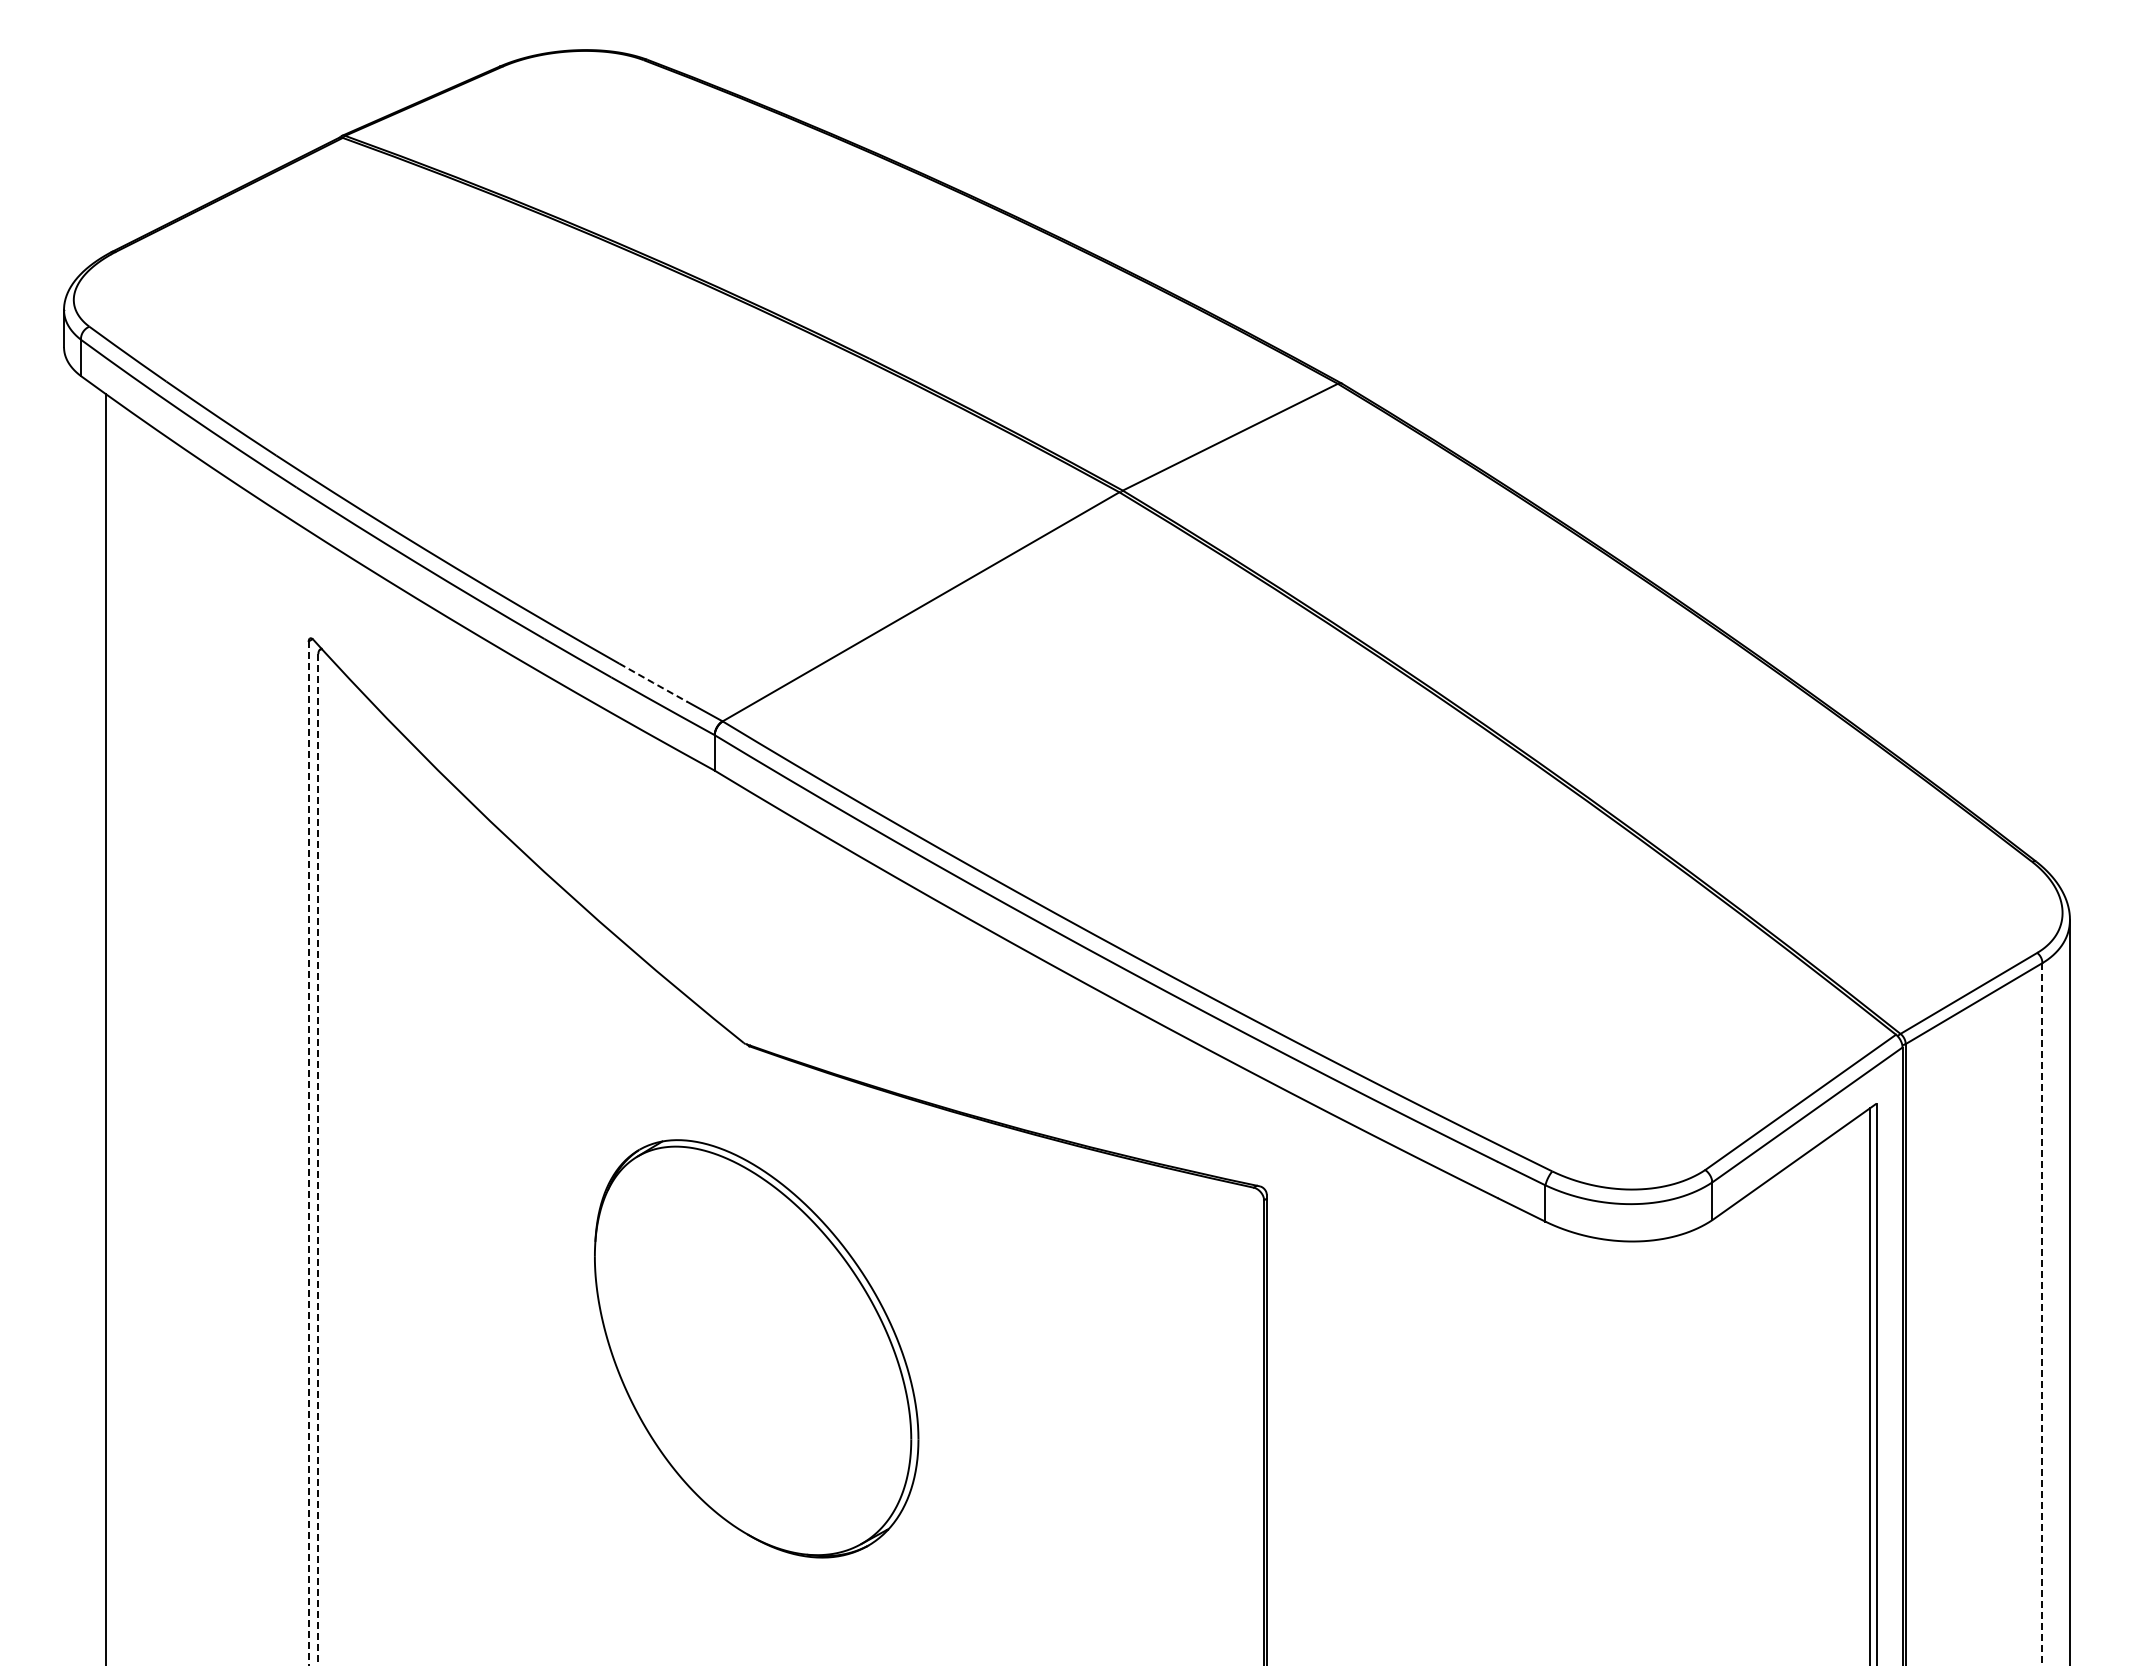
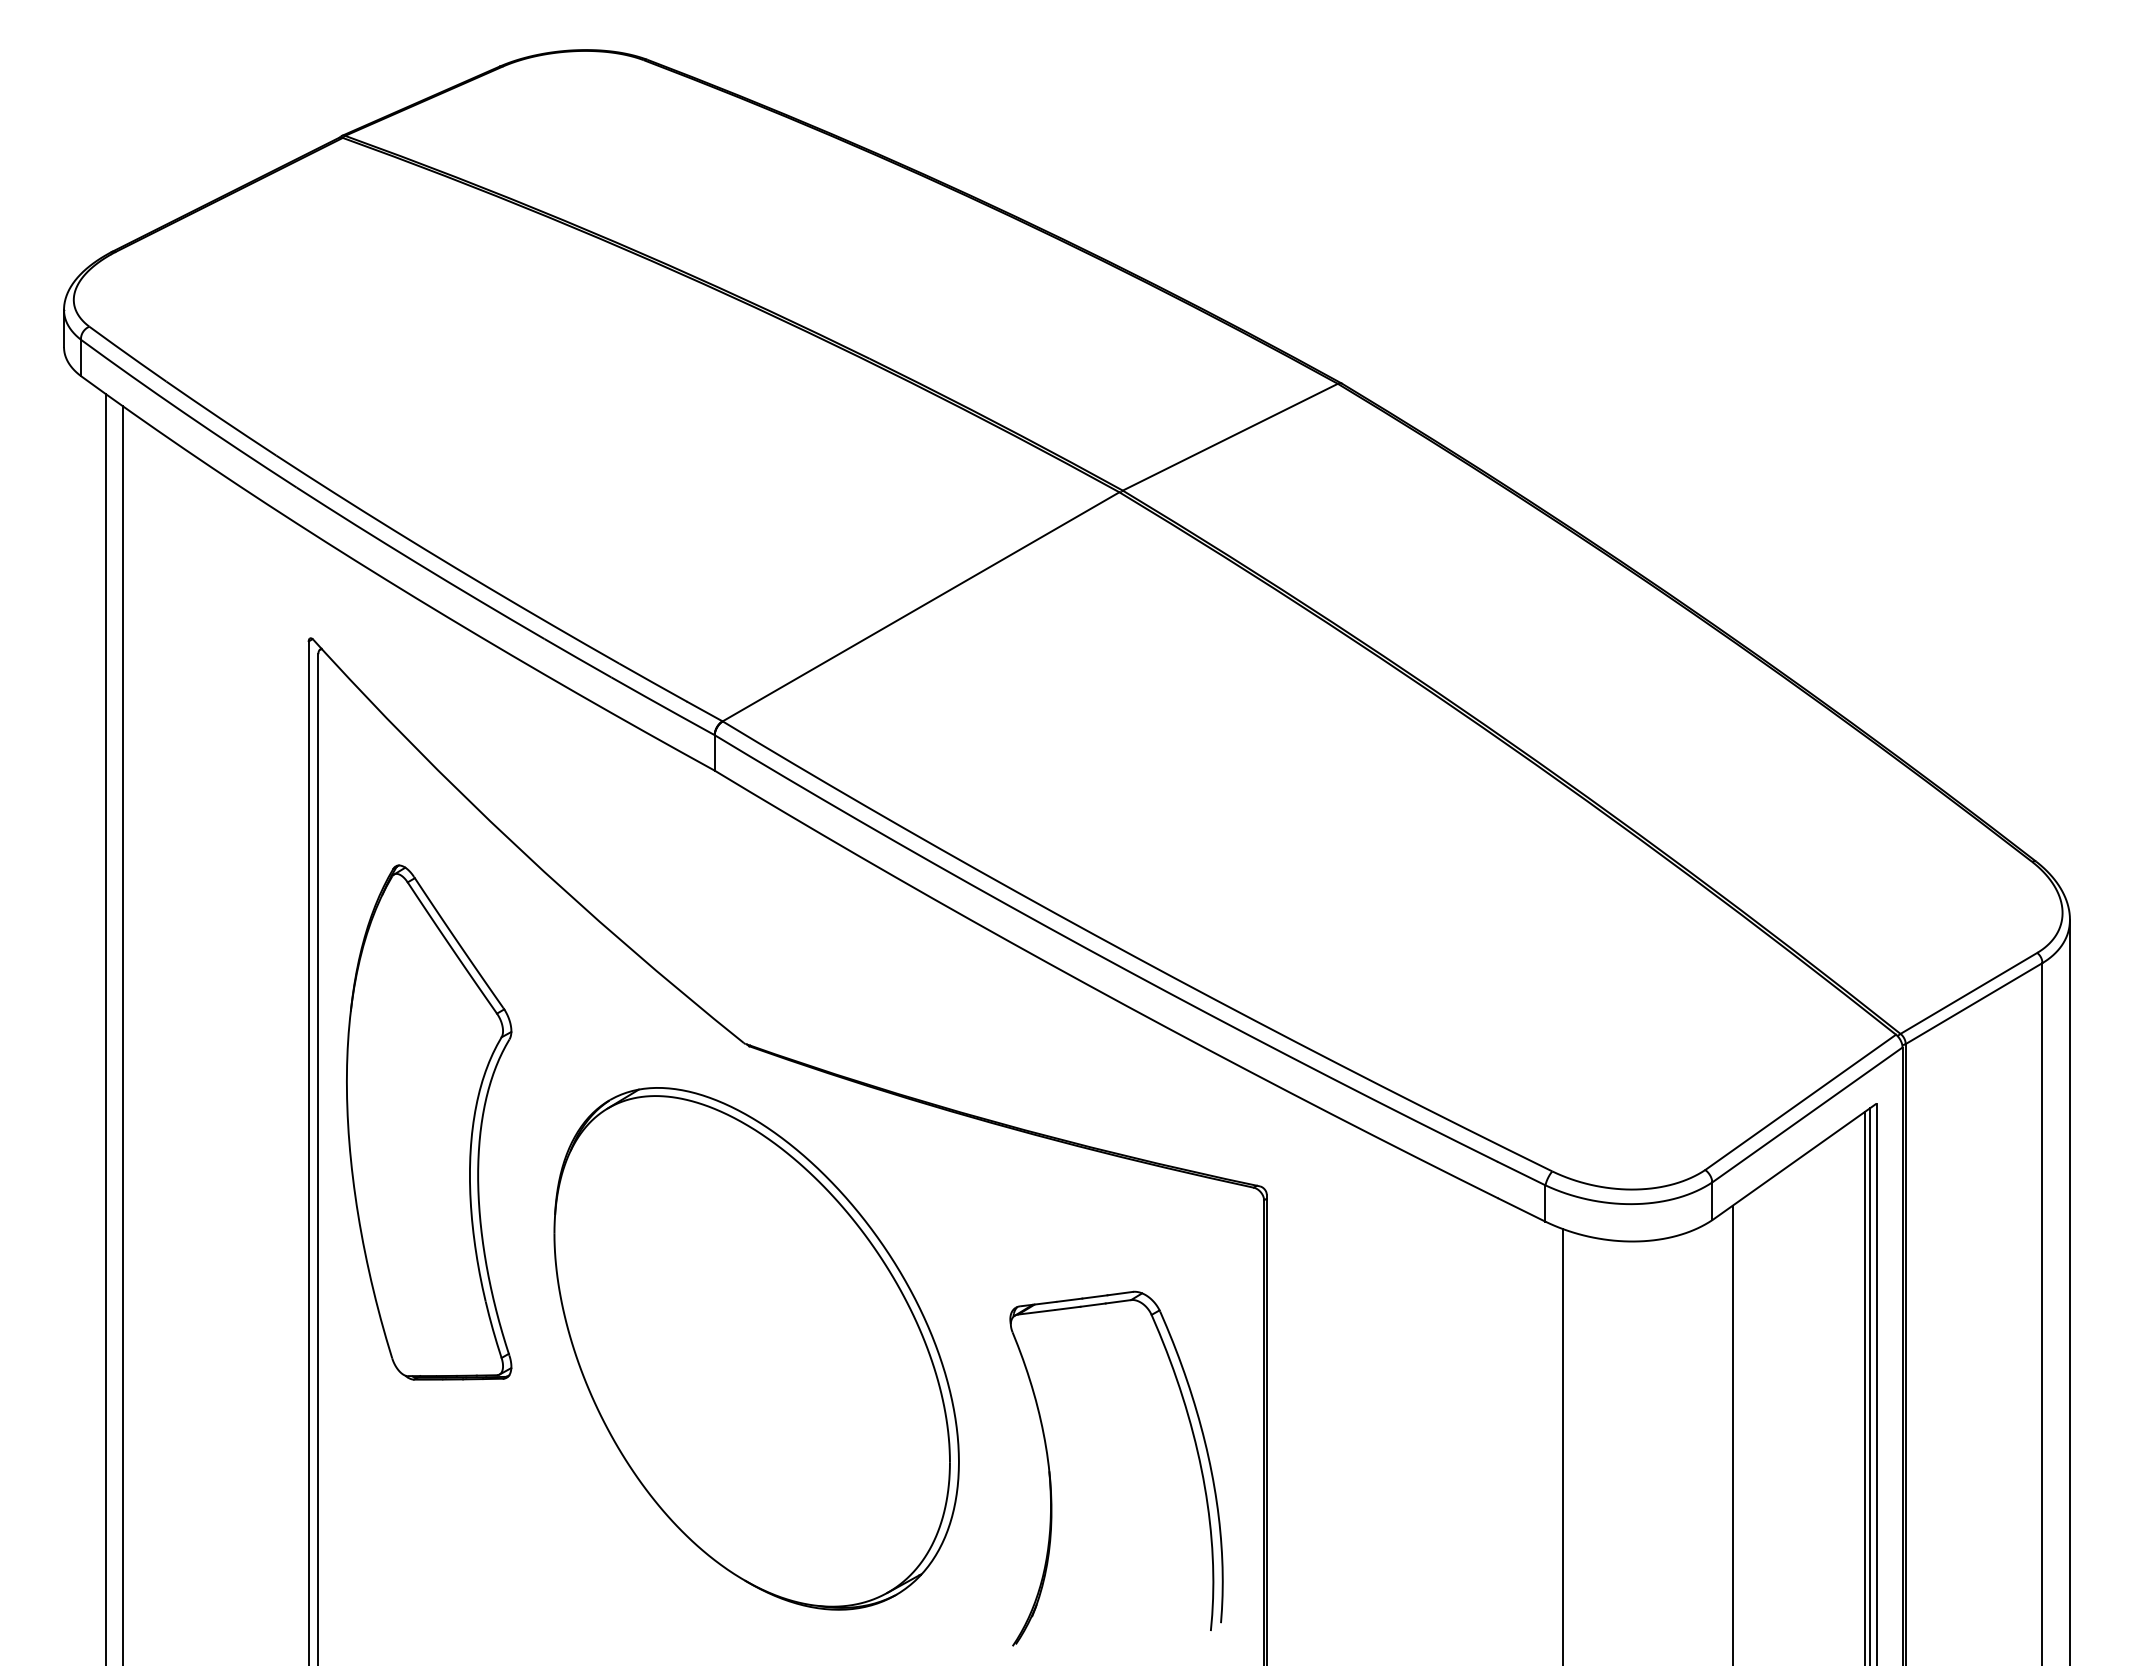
line: dashed -> solid (653, 682)
line: none -> present (123, 1034)
part: none -> present (429, 1122)
line: dashed -> solid (308, 1153)
line: dashed -> solid (318, 1160)
line: dashed -> solid (2042, 1314)
part size: 326x420 px -> 407x524 px (756, 1348)
line: none -> present (1864, 1387)
line: none -> present (1732, 1433)
line: none -> present (1563, 1445)
part: none -> present (1050, 1470)
